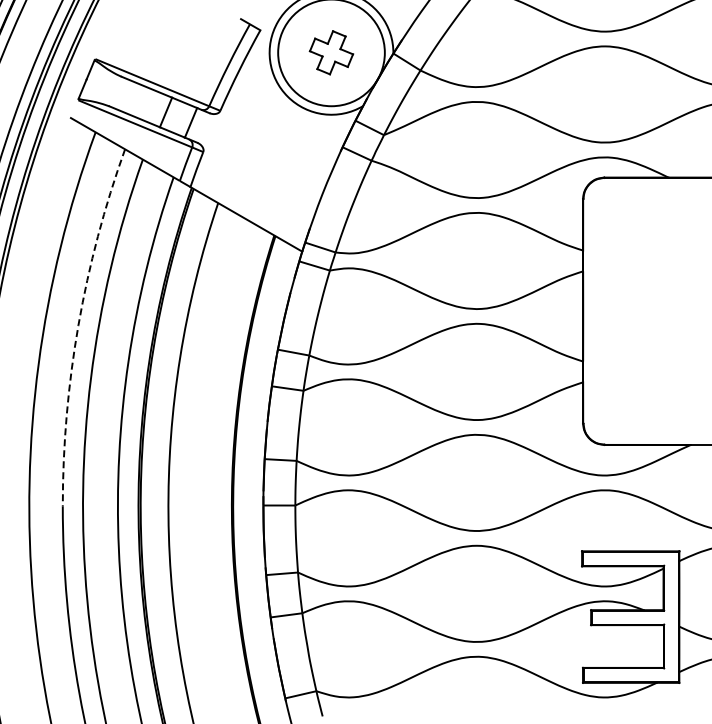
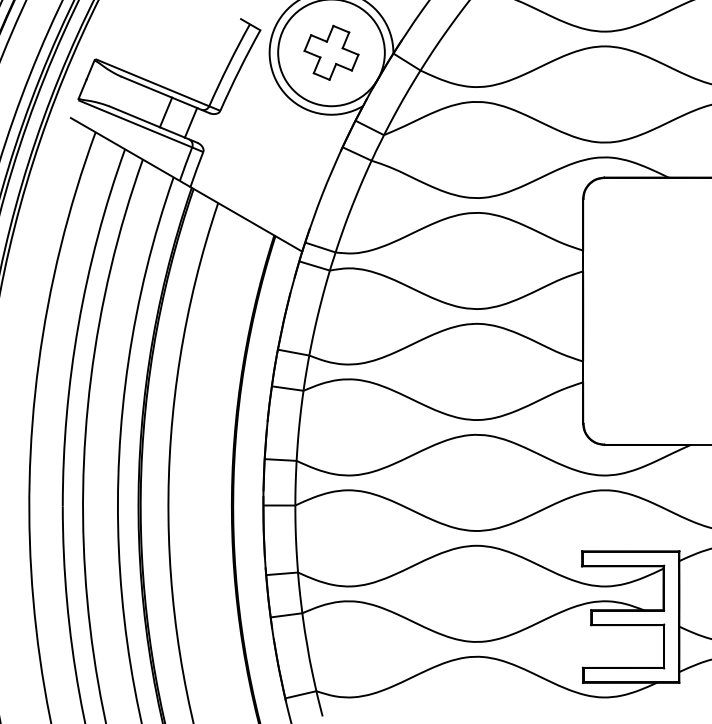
part size: 47x46 px -> 57x57 px (331, 52)
arc: dashed -> solid (78, 325)
